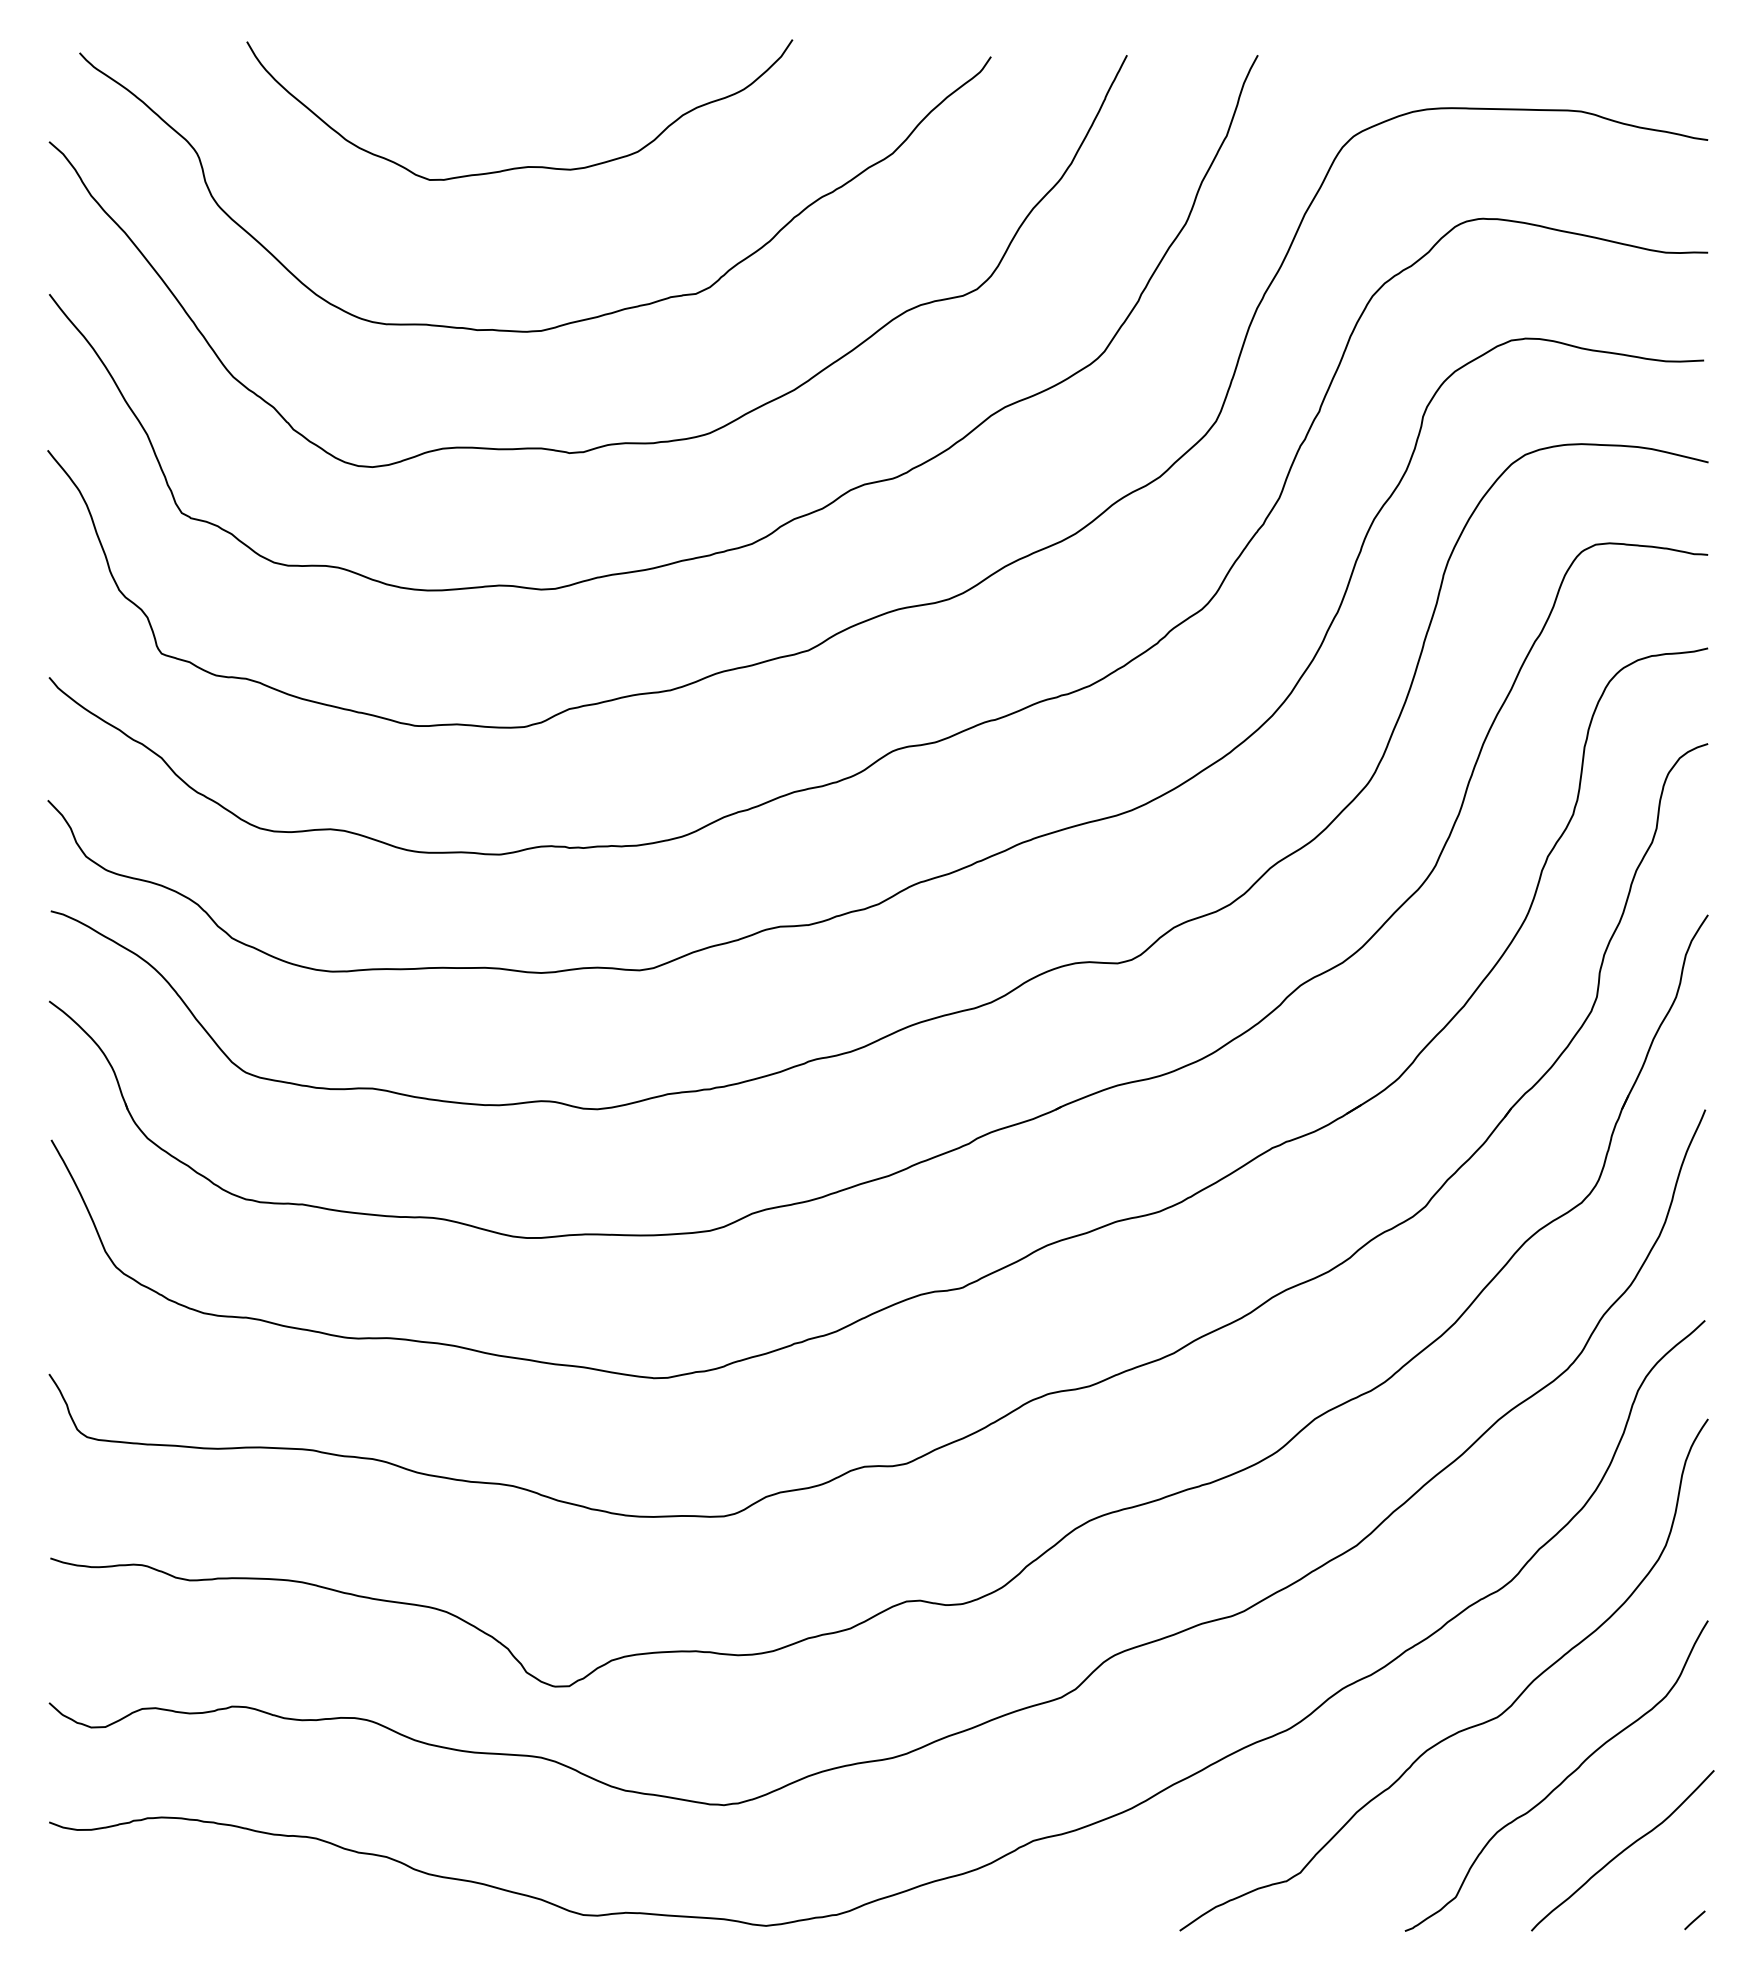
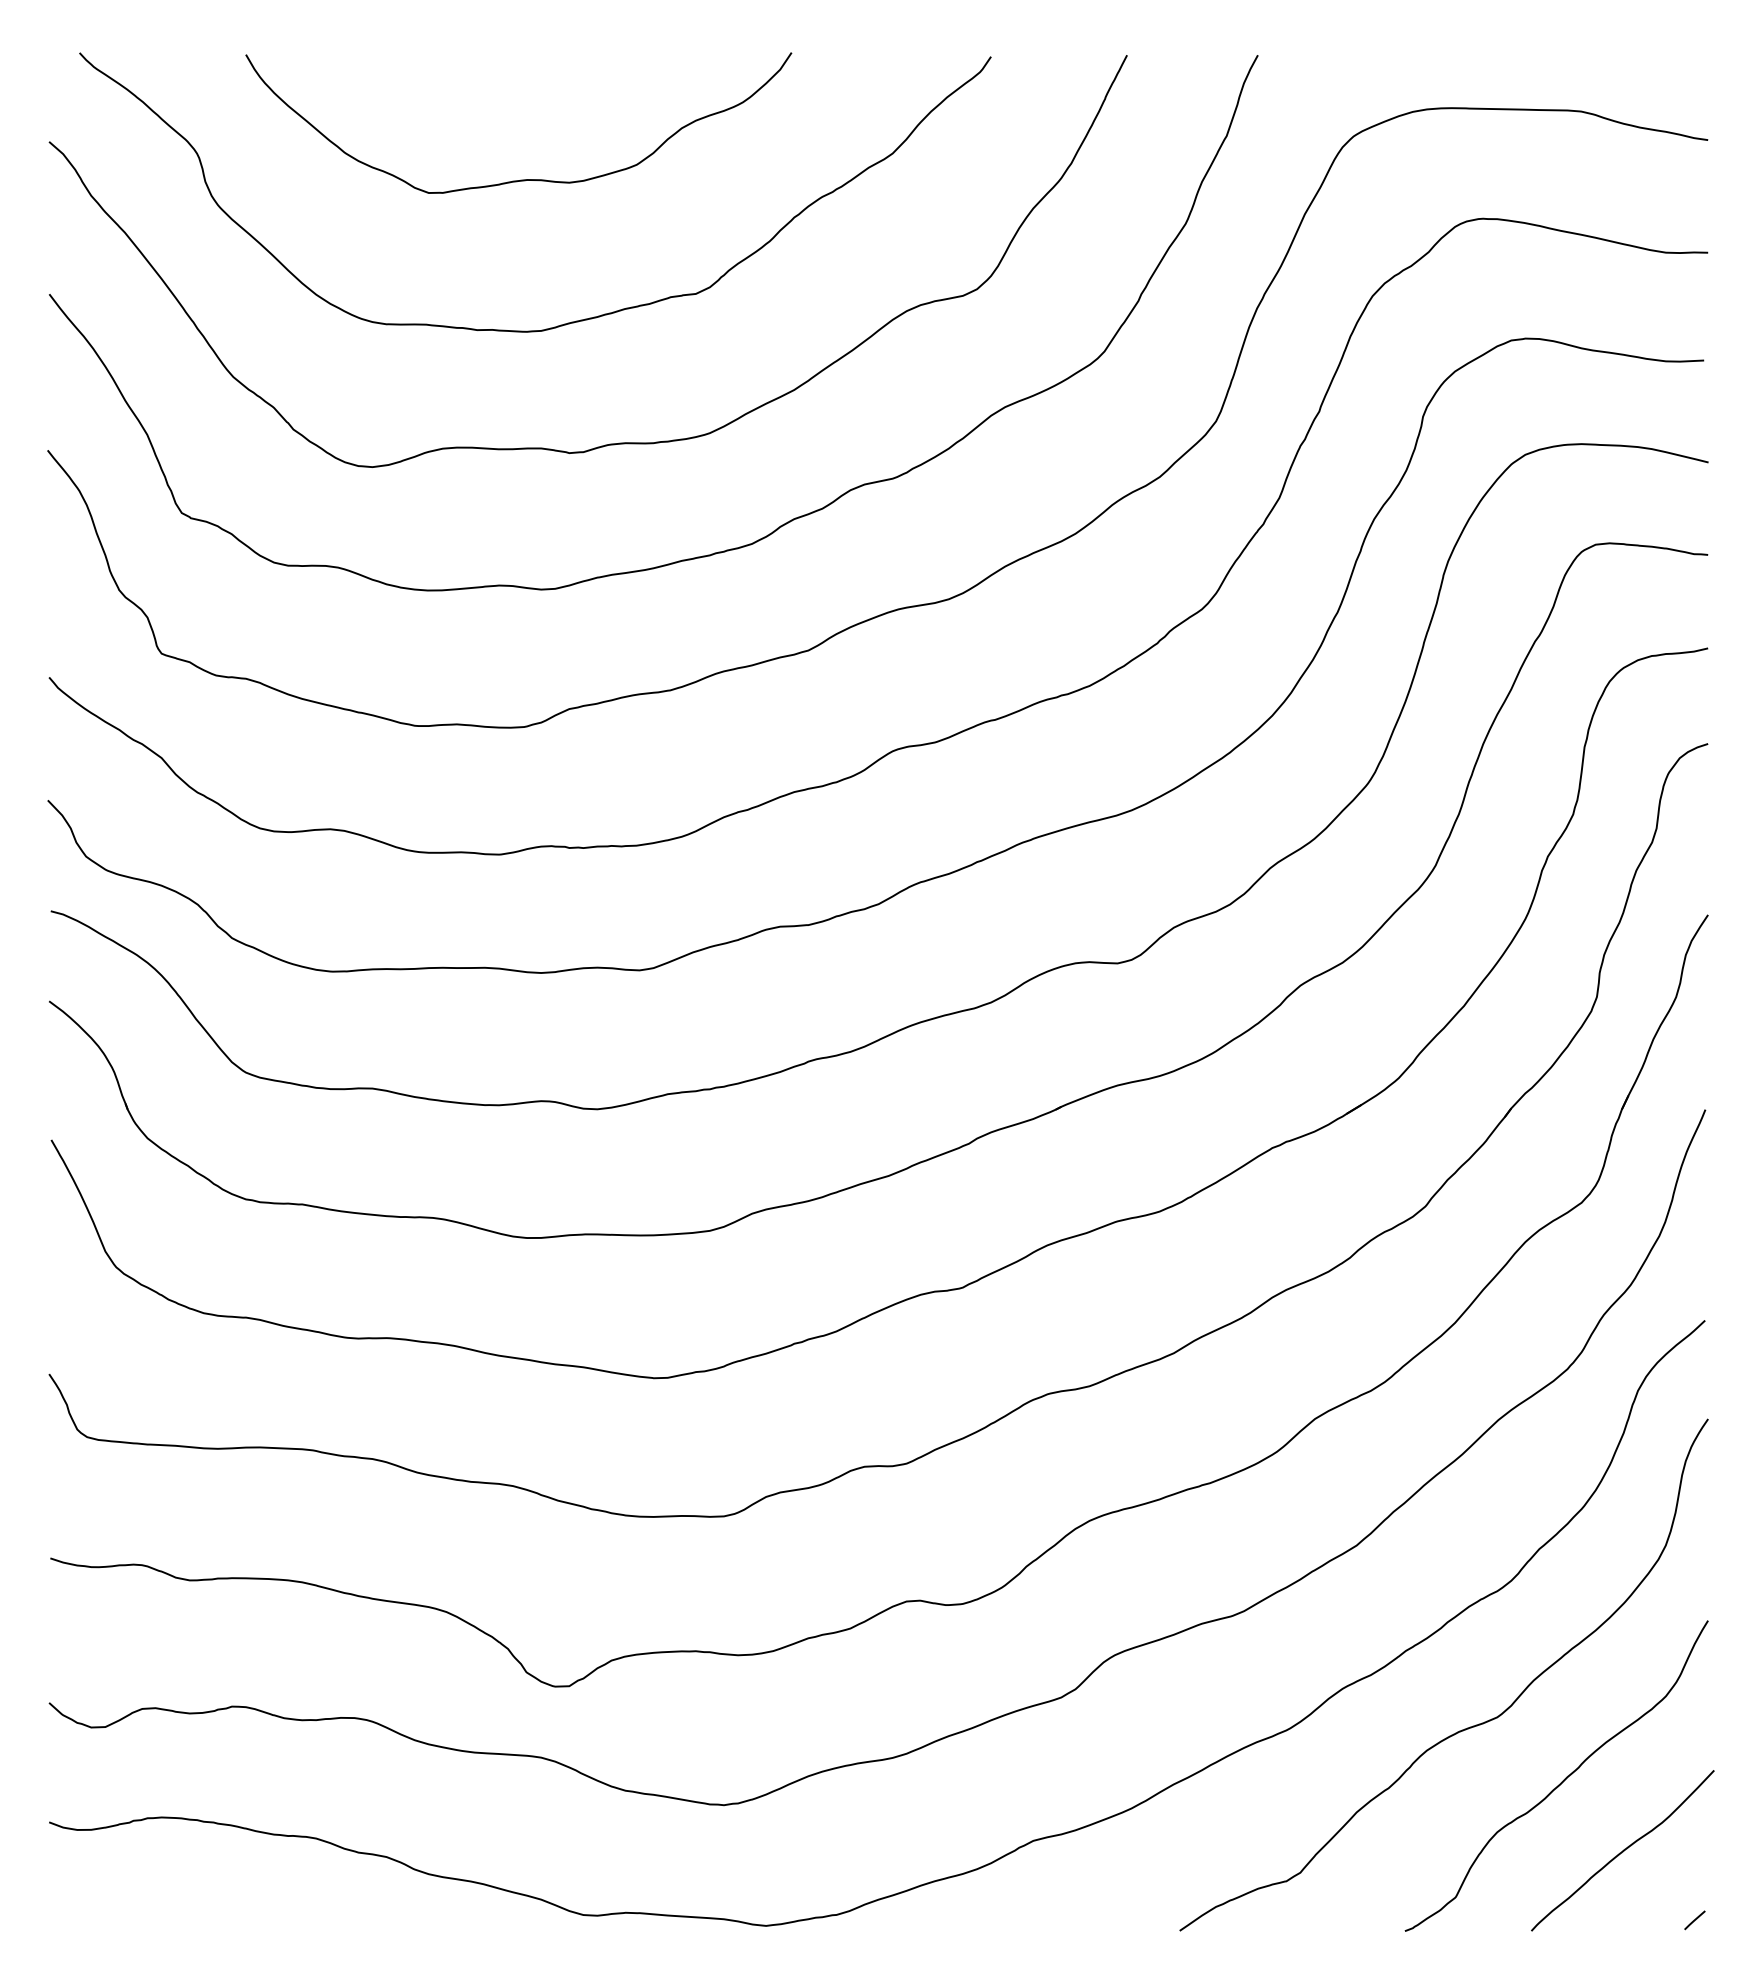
curve position: (521, 166) -> (520, 179) (520, 179)
